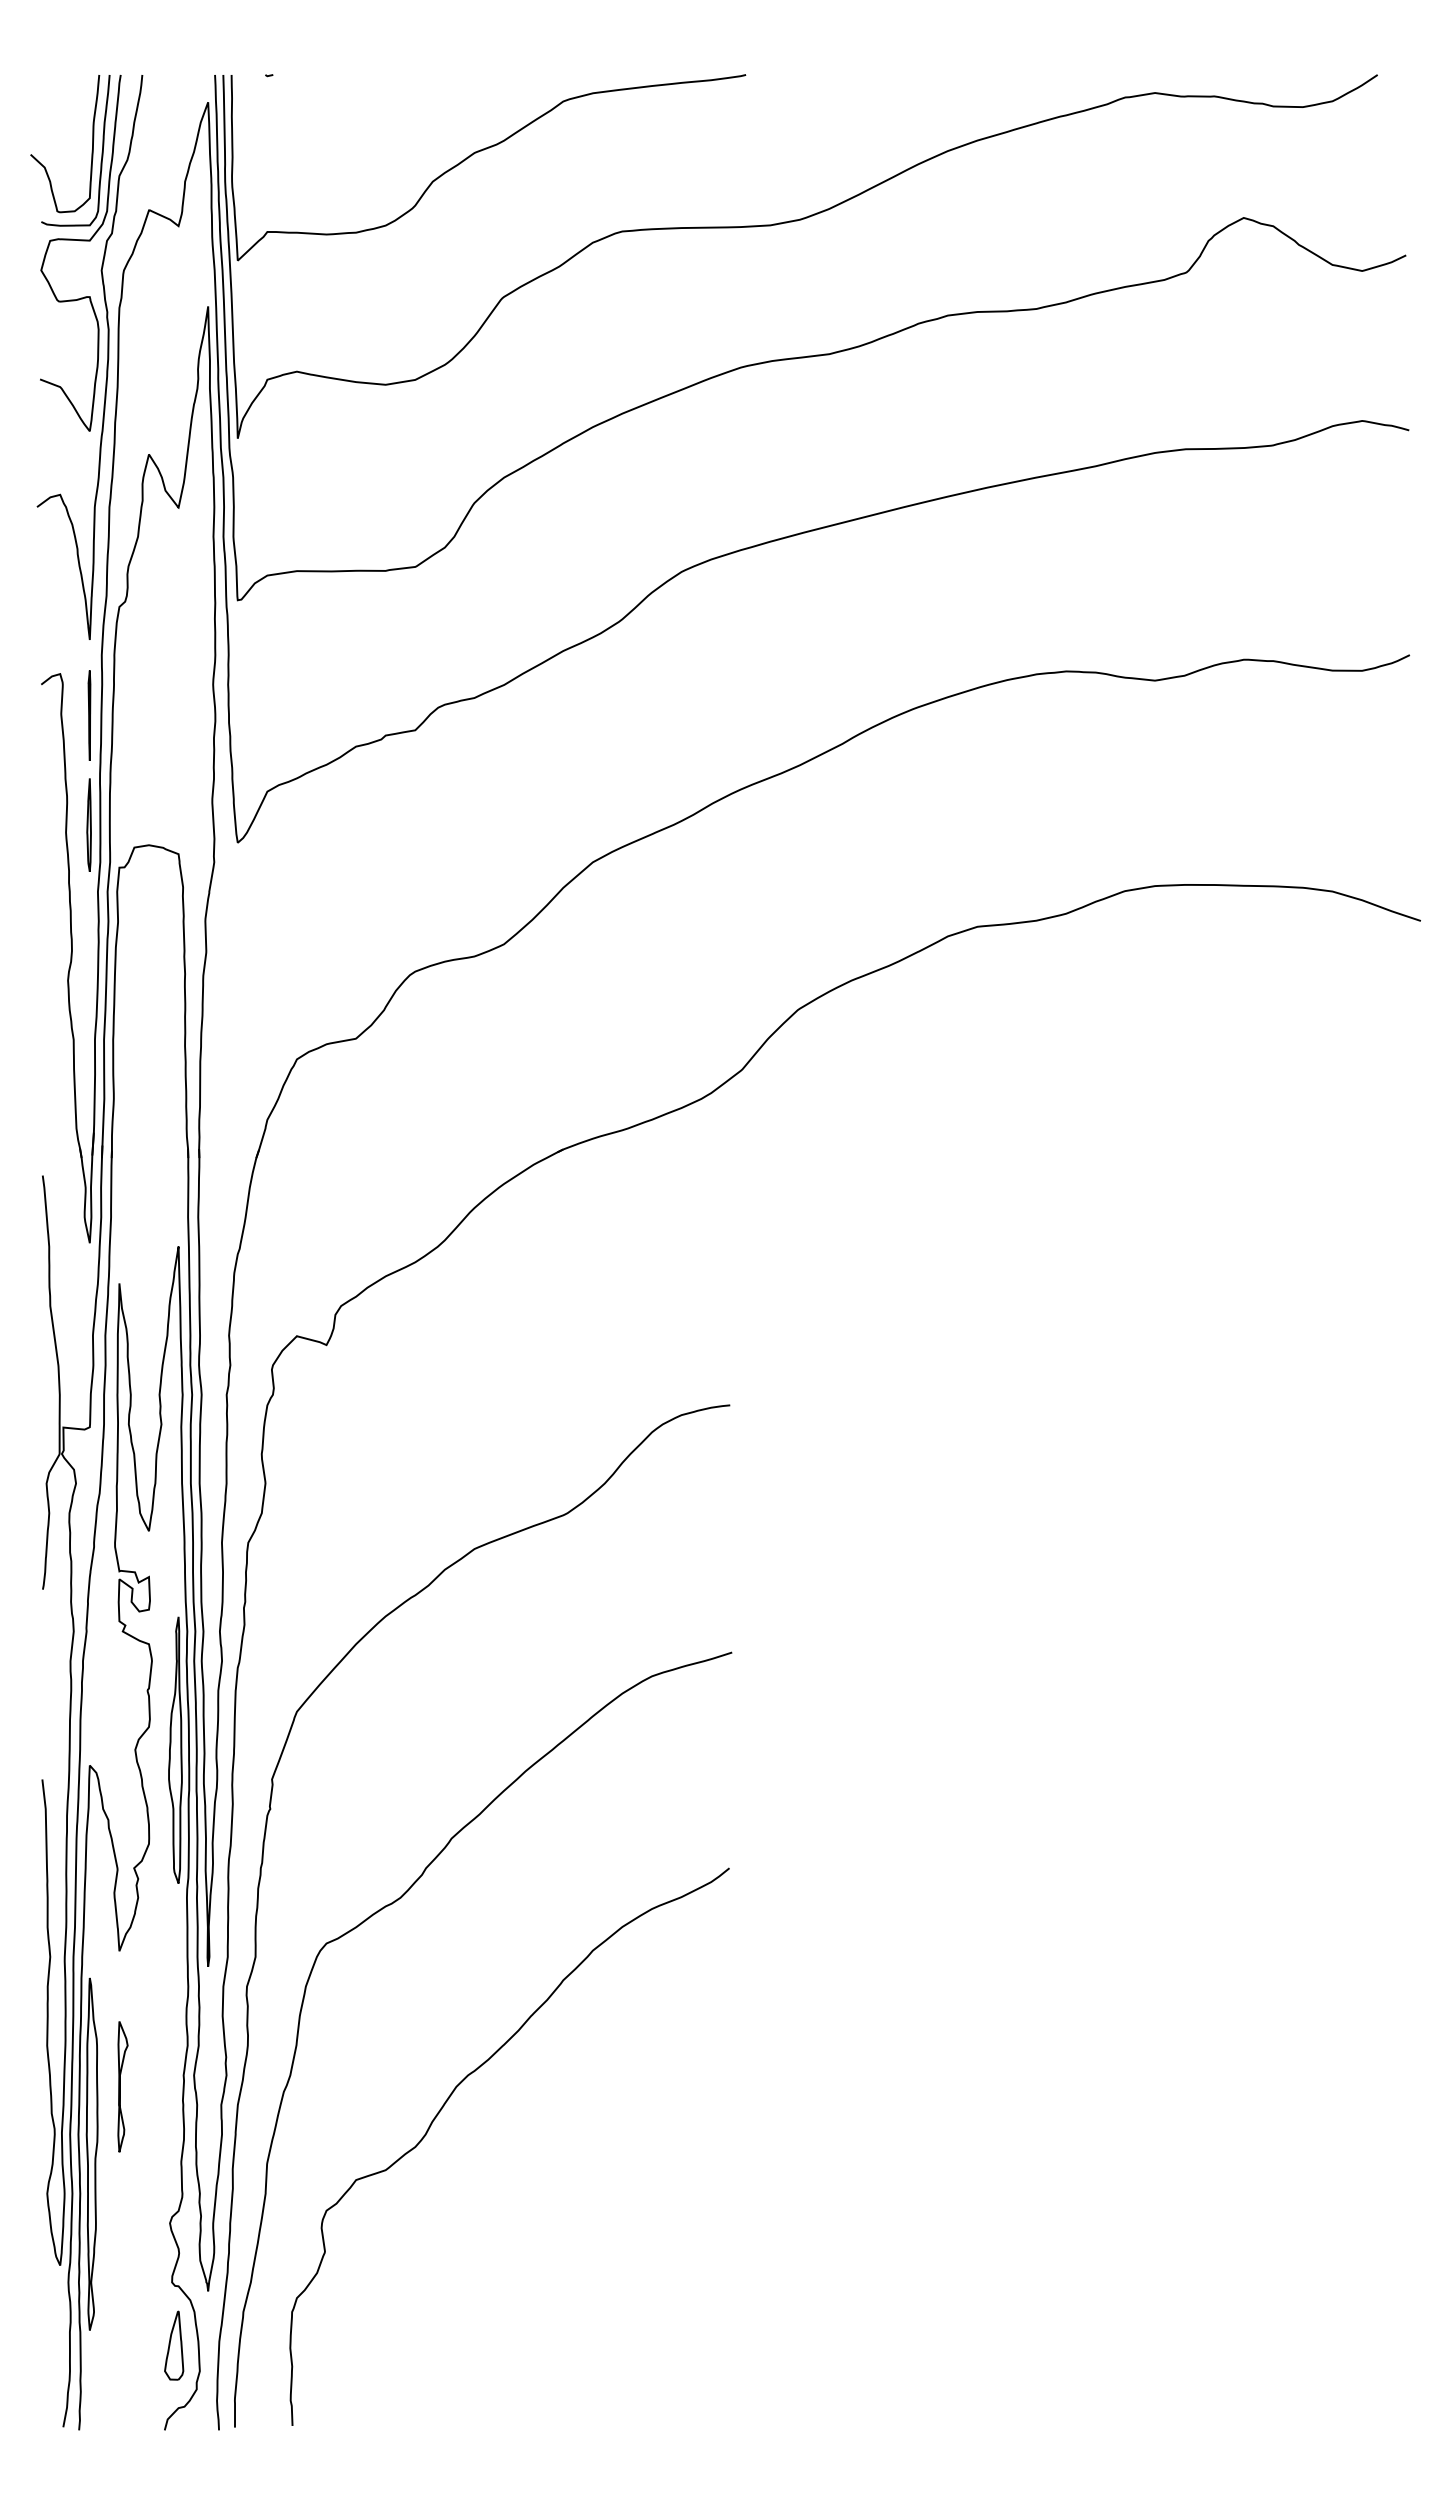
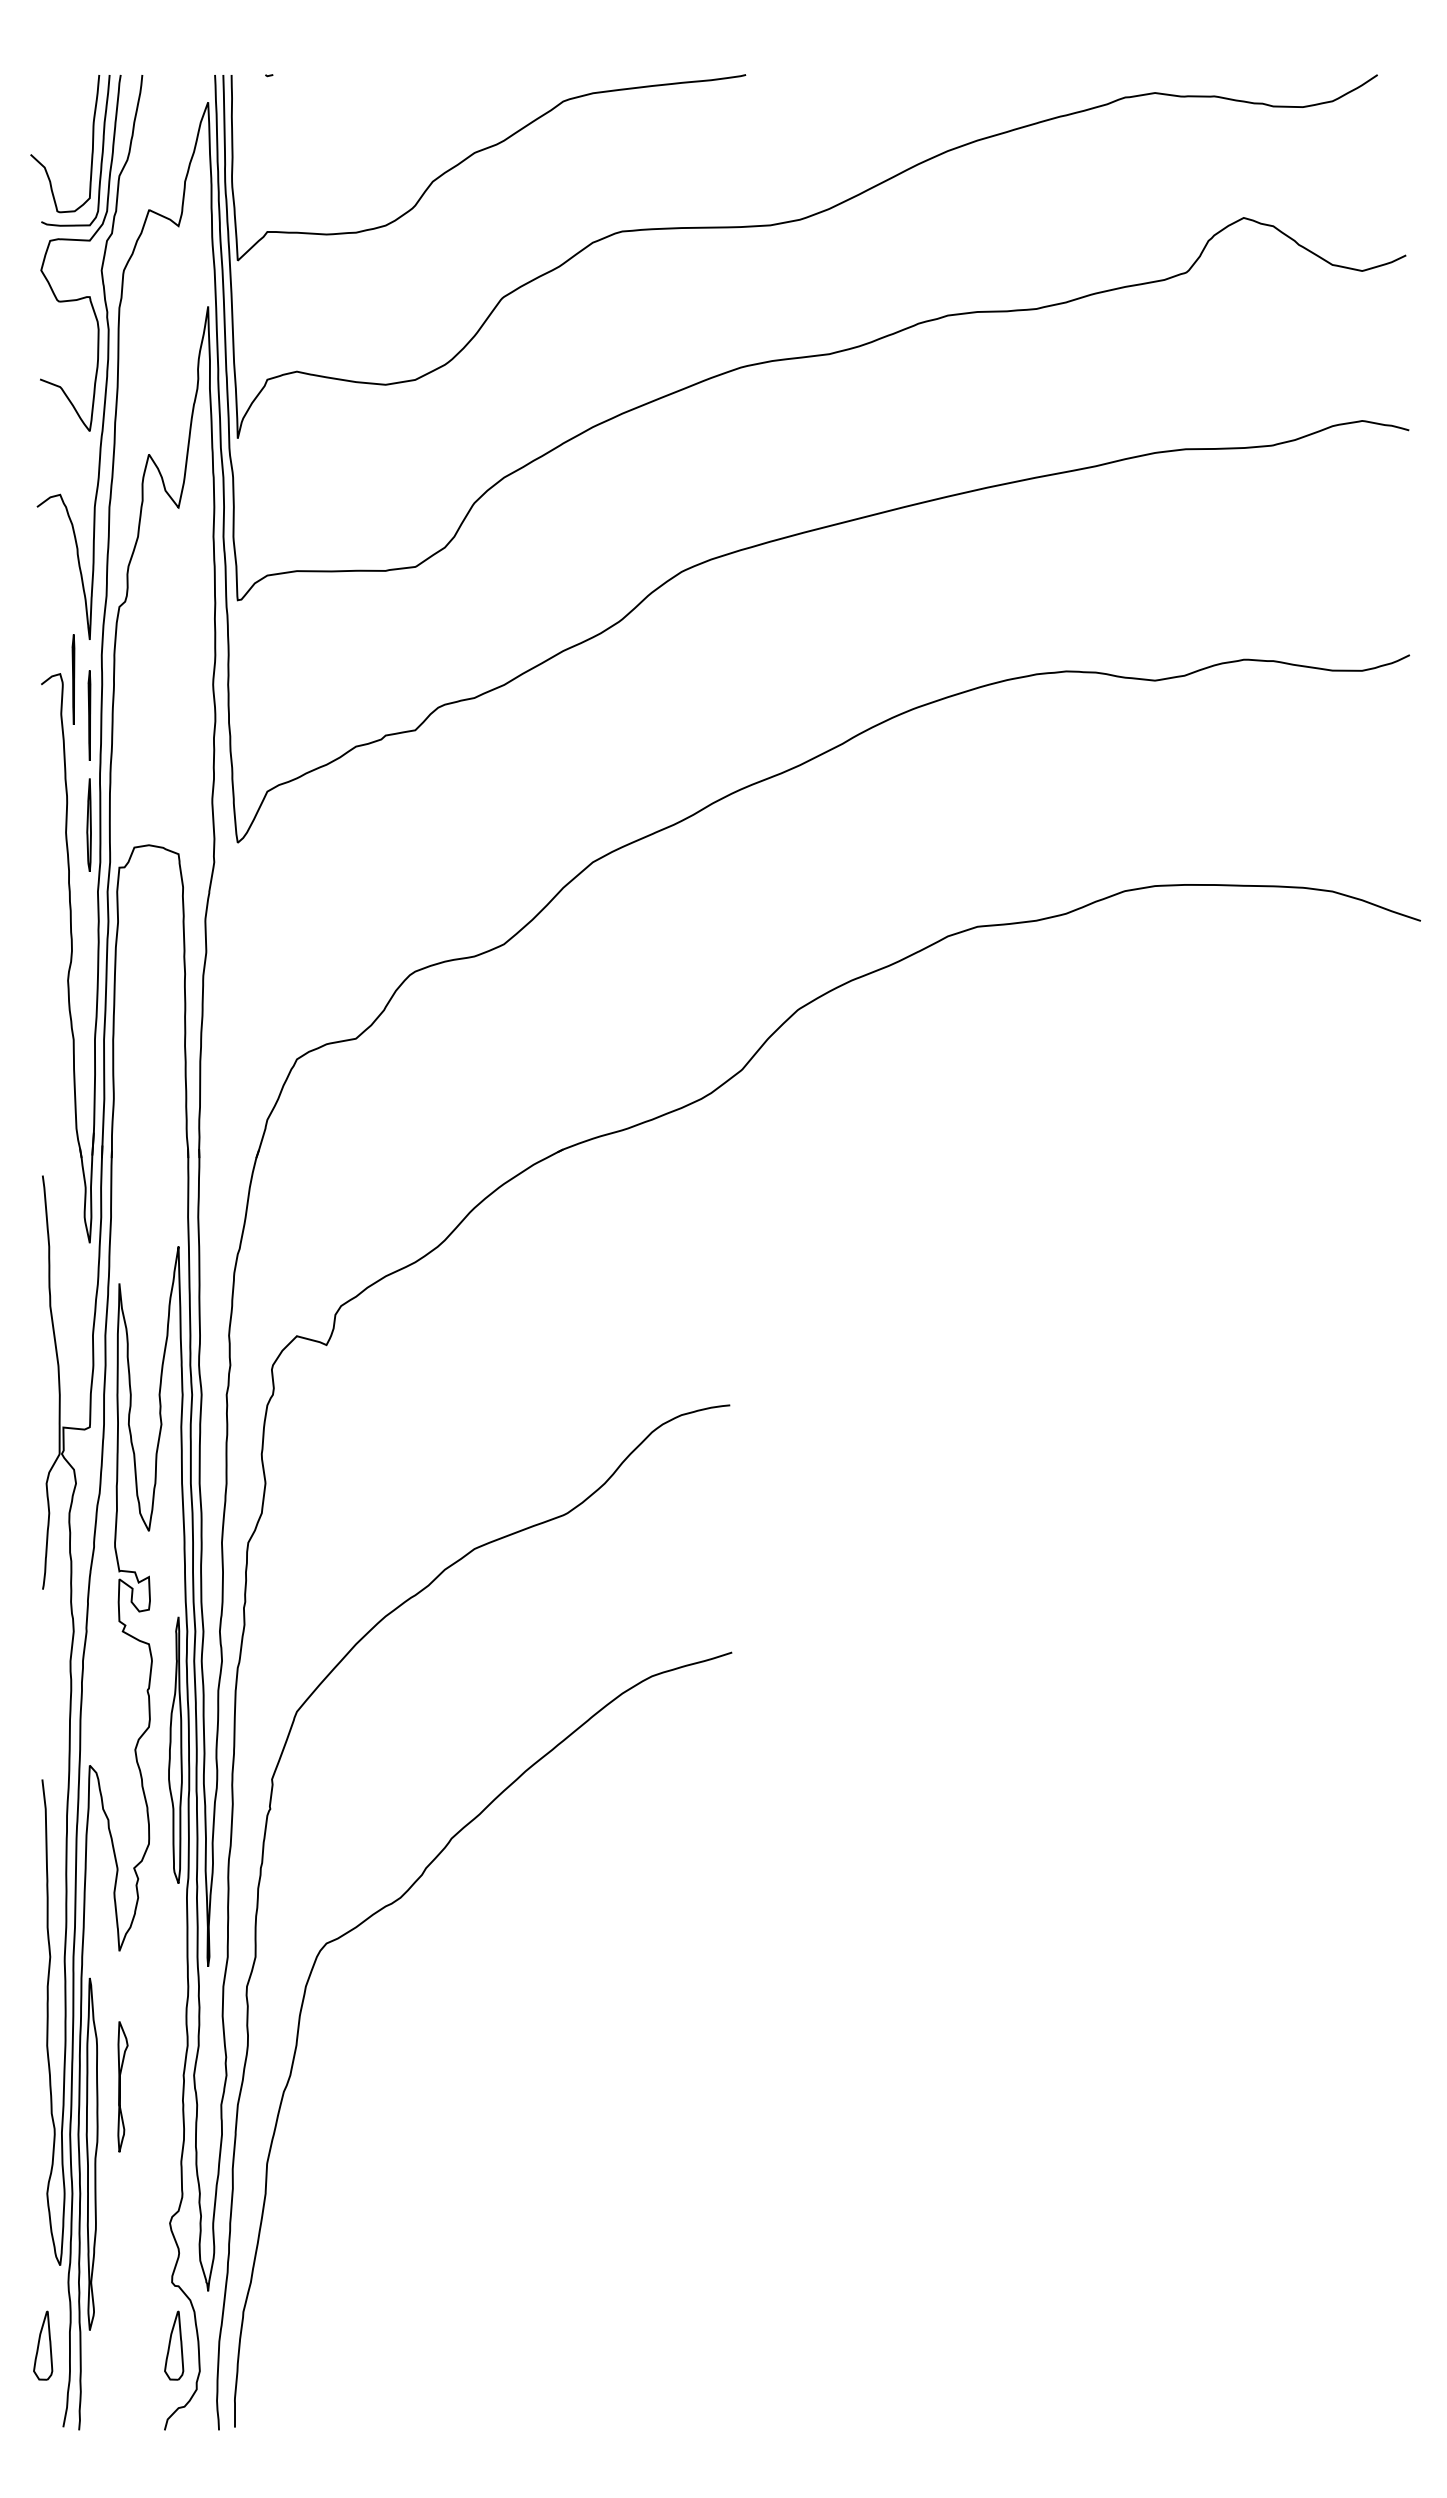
line: none -> present (73, 679)
curve: present -> none (446, 2103)
part: none -> present (43, 2345)
